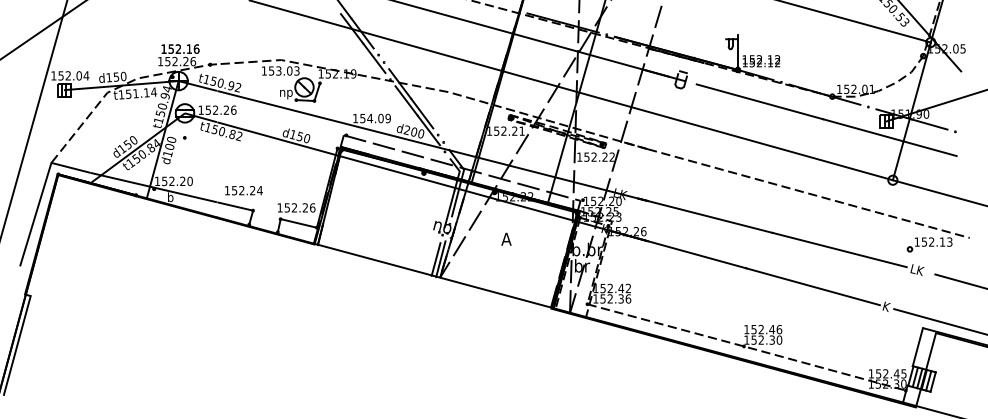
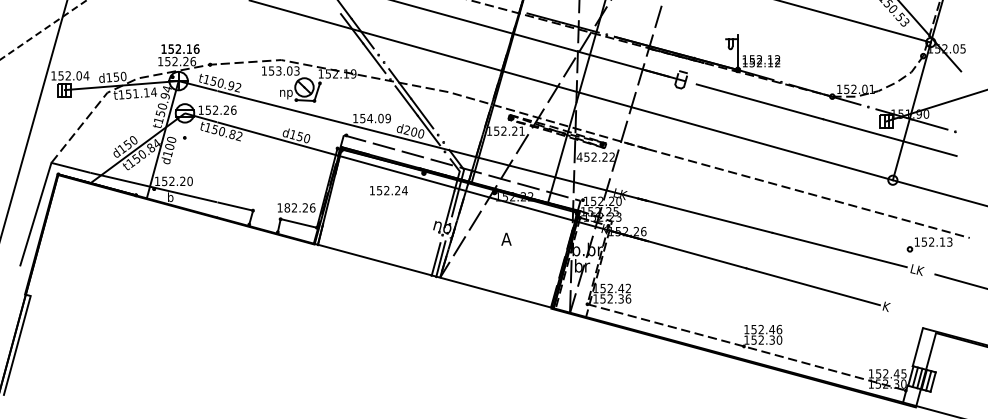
line: solid -> dashed (43, 30)
text: 152.22 -> 452.22 (579, 156)
text position: (243, 190) -> (388, 190) (388, 190)
text: 152.26 -> 182.26 (287, 207)
line: present -> none (939, 321)
